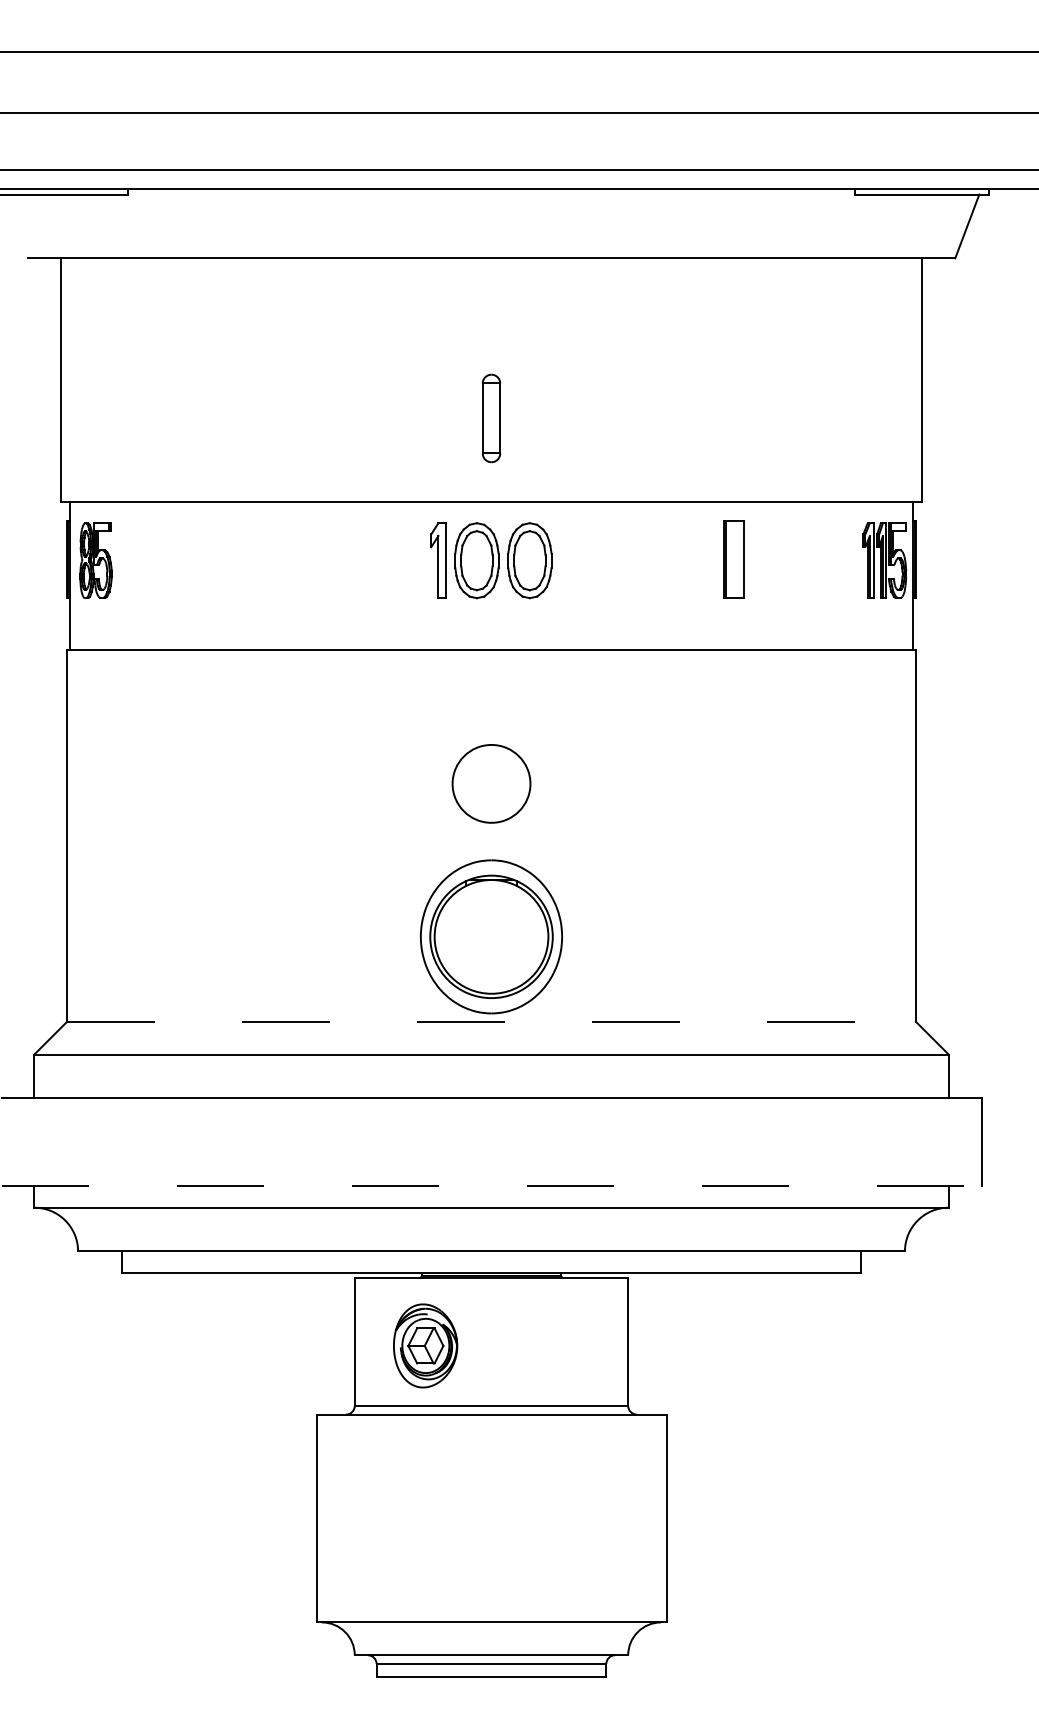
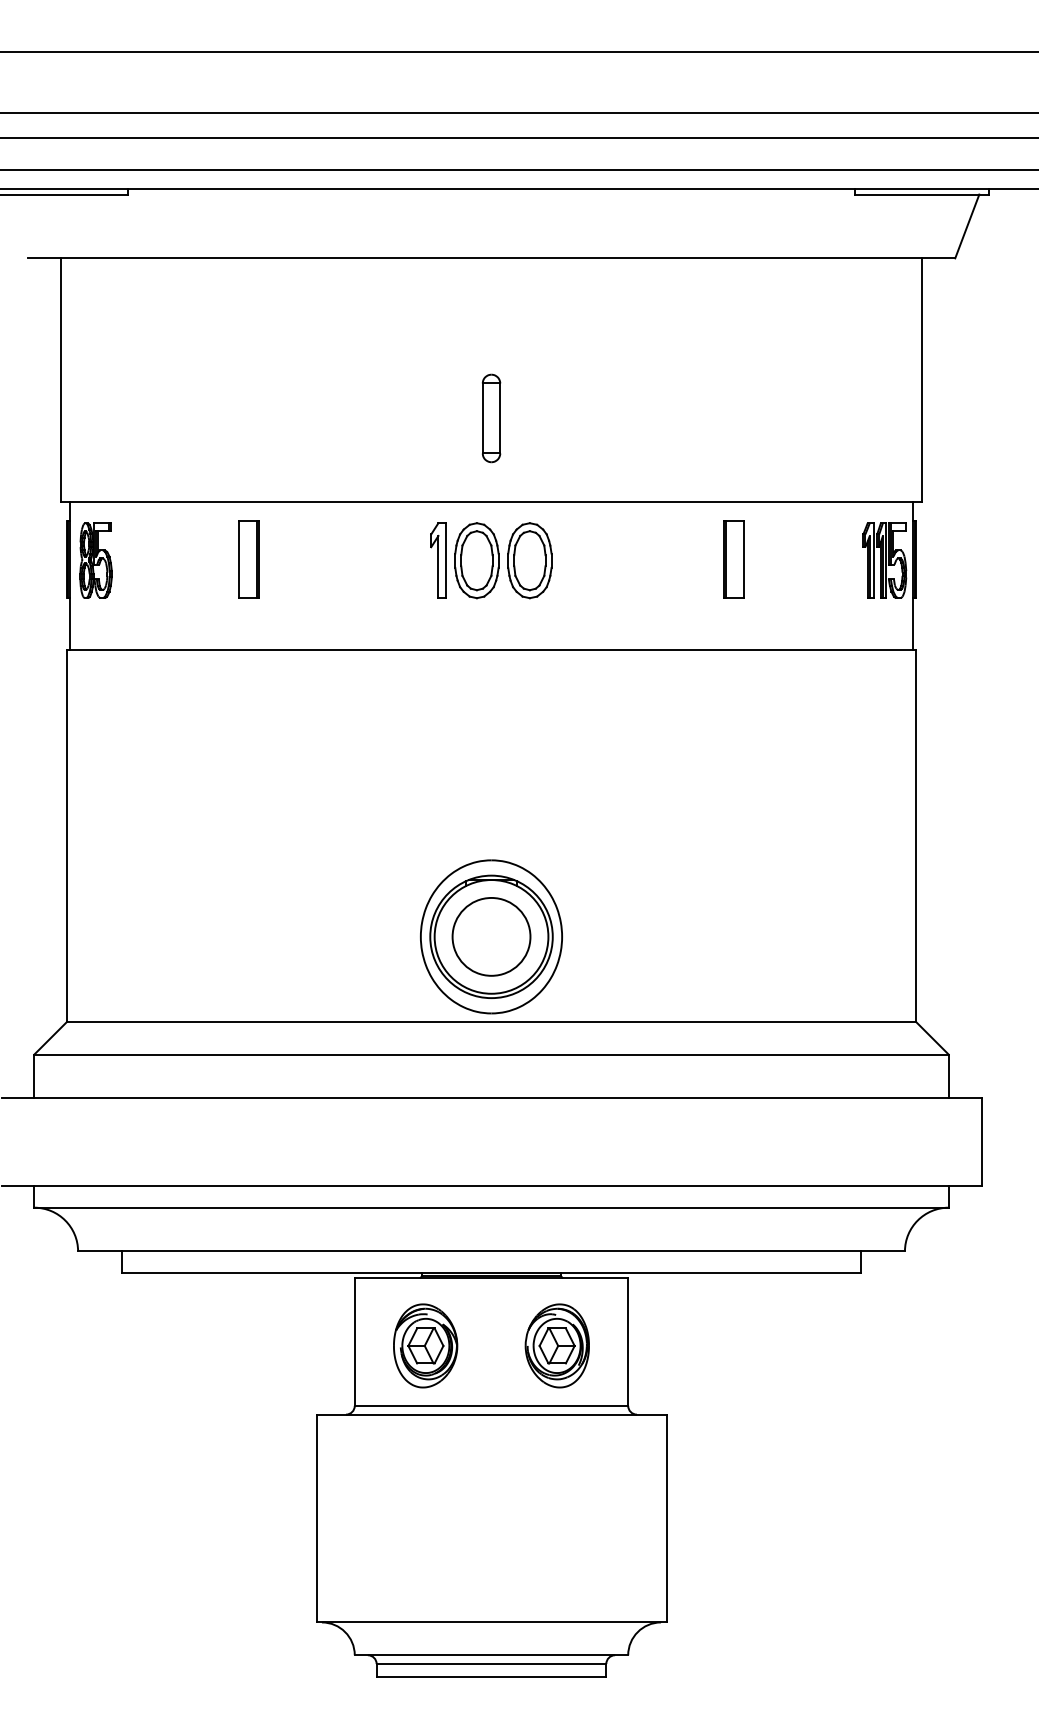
line: none -> present (518, 138)
part: none -> present (248, 559)
circle position: (491, 783) -> (491, 936) (491, 936)
line: dashed -> solid (492, 1021)
line: dashed -> solid (491, 1185)
part: none -> present (556, 1345)
